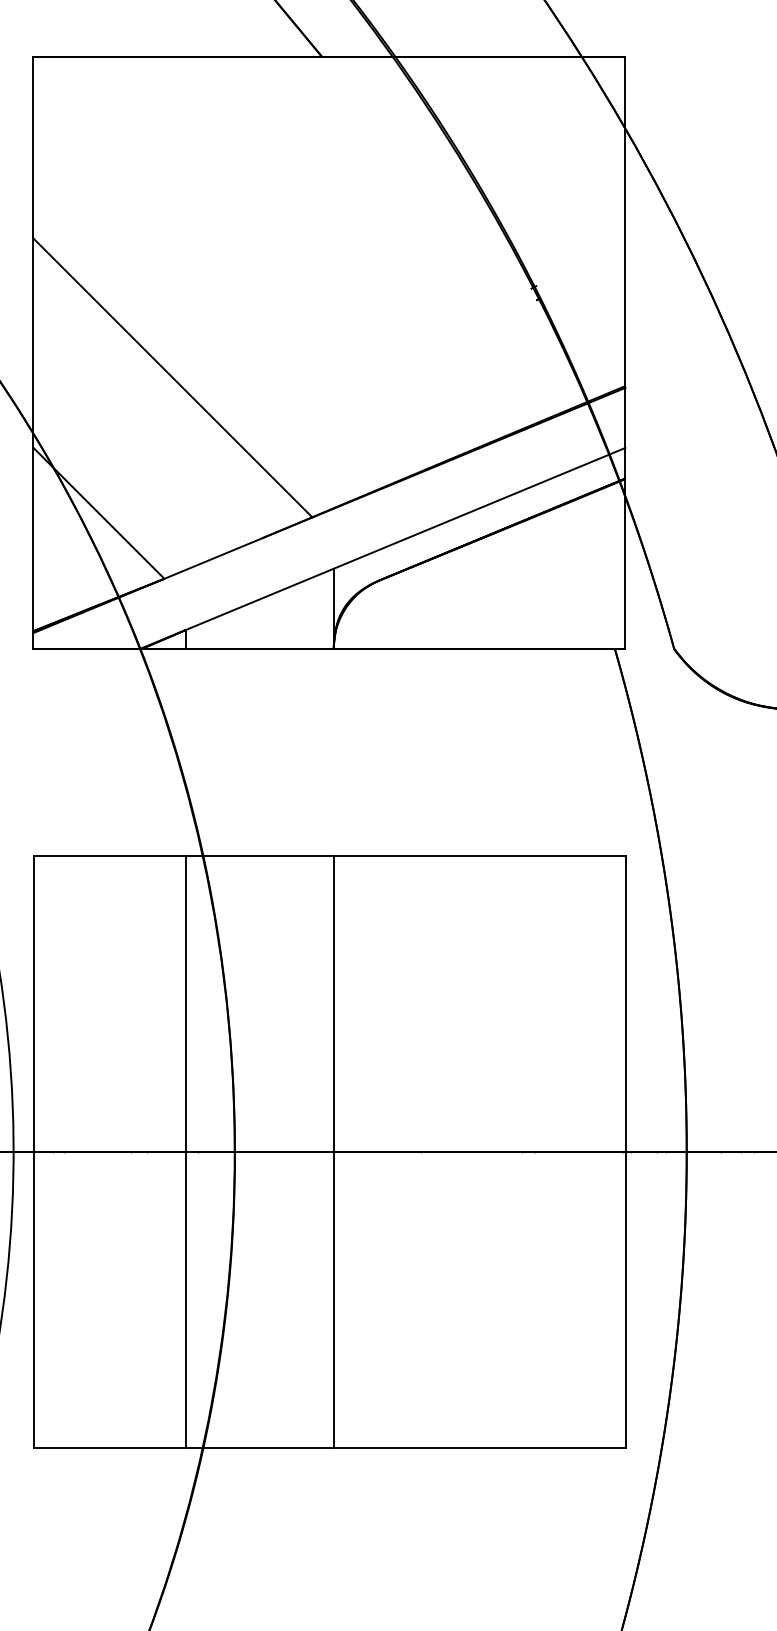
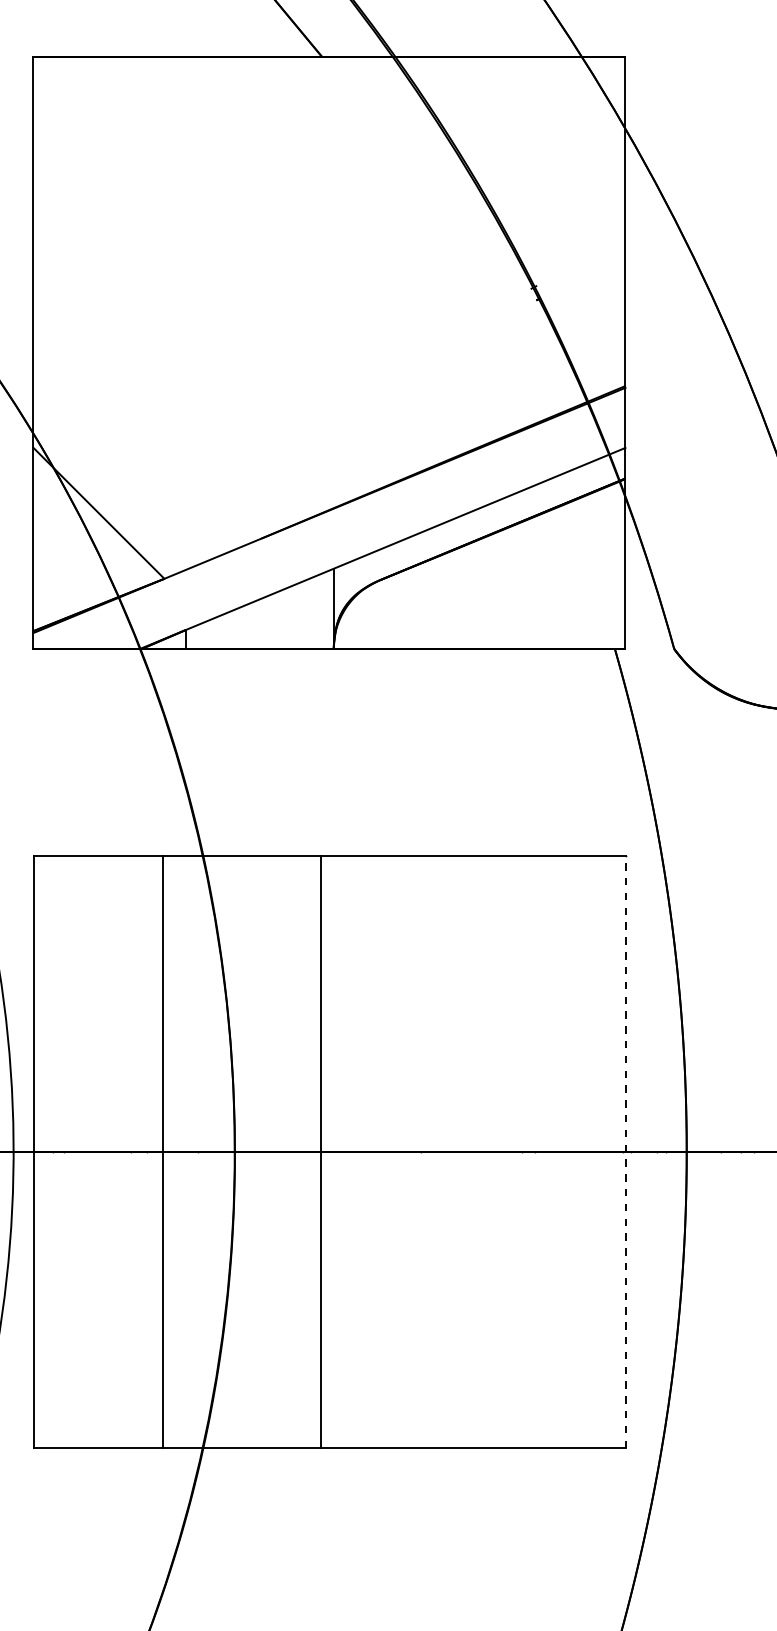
line: present -> none (172, 377)
line position: (185, 1151) -> (162, 1151) (162, 1151)
line position: (333, 1151) -> (320, 1151) (320, 1151)
line: solid -> dashed (625, 1151)
